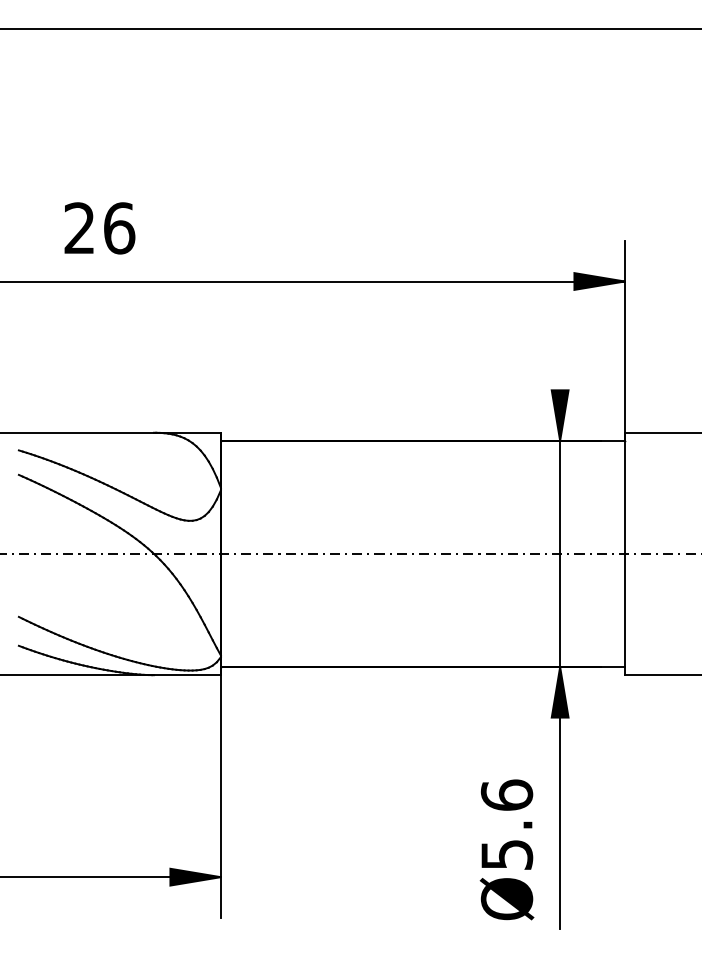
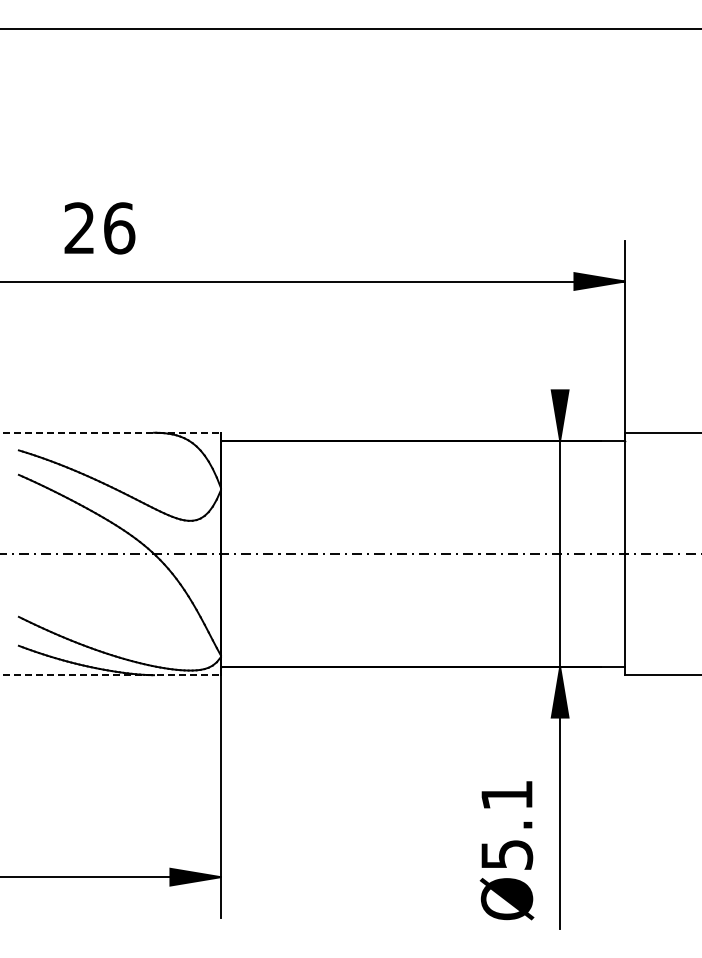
line: solid -> dashed (111, 432)
line: solid -> dashed (111, 675)
text: Ø5.6 -> Ø5.1 (506, 794)
